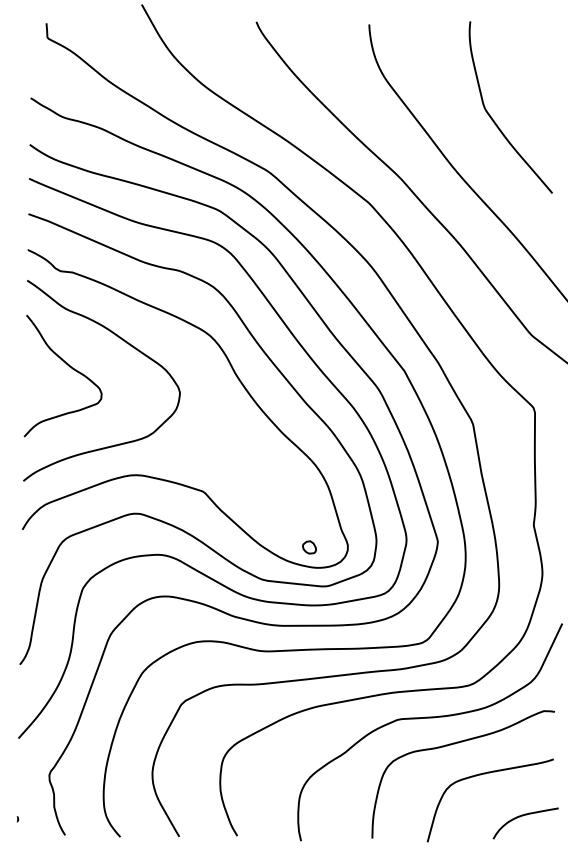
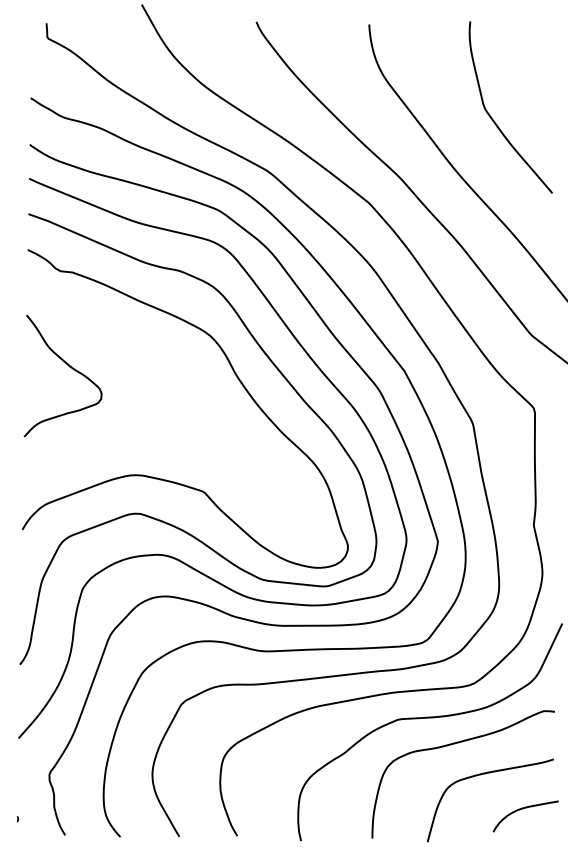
curve: present -> none (126, 343)
part: present -> none (309, 547)
curve position: (523, 816) -> (523, 809) (523, 809)
